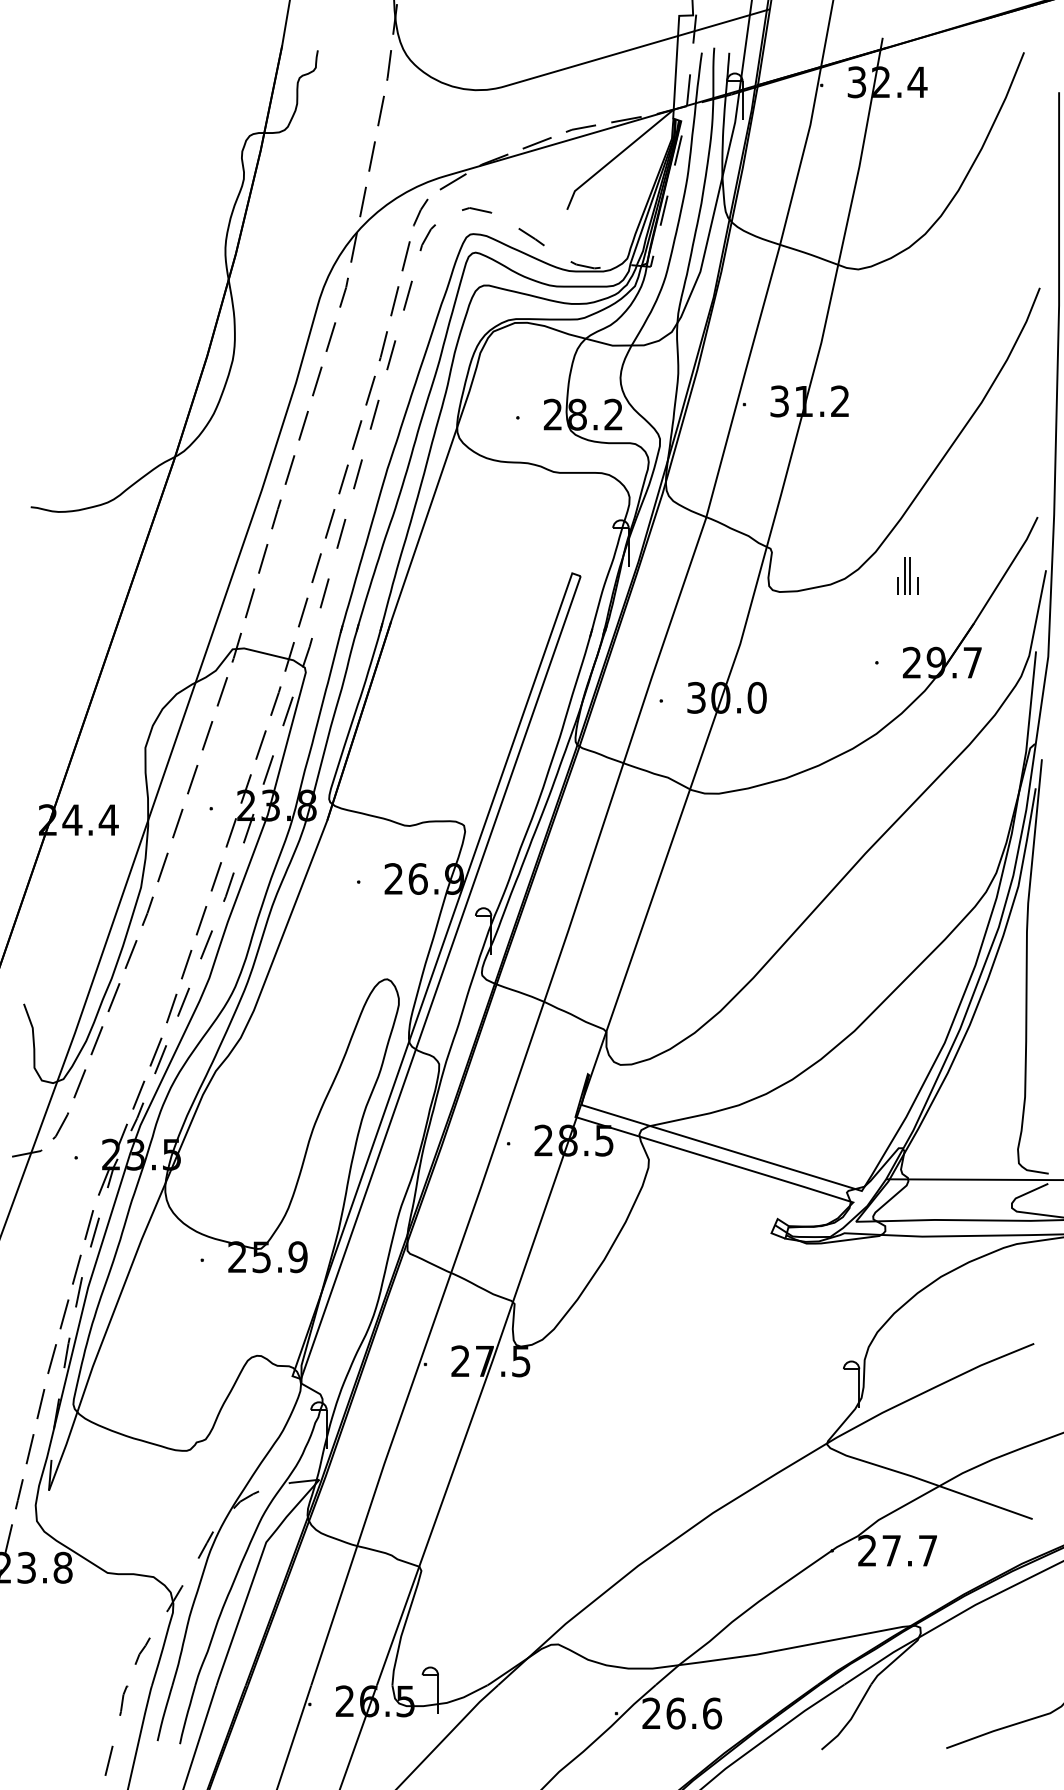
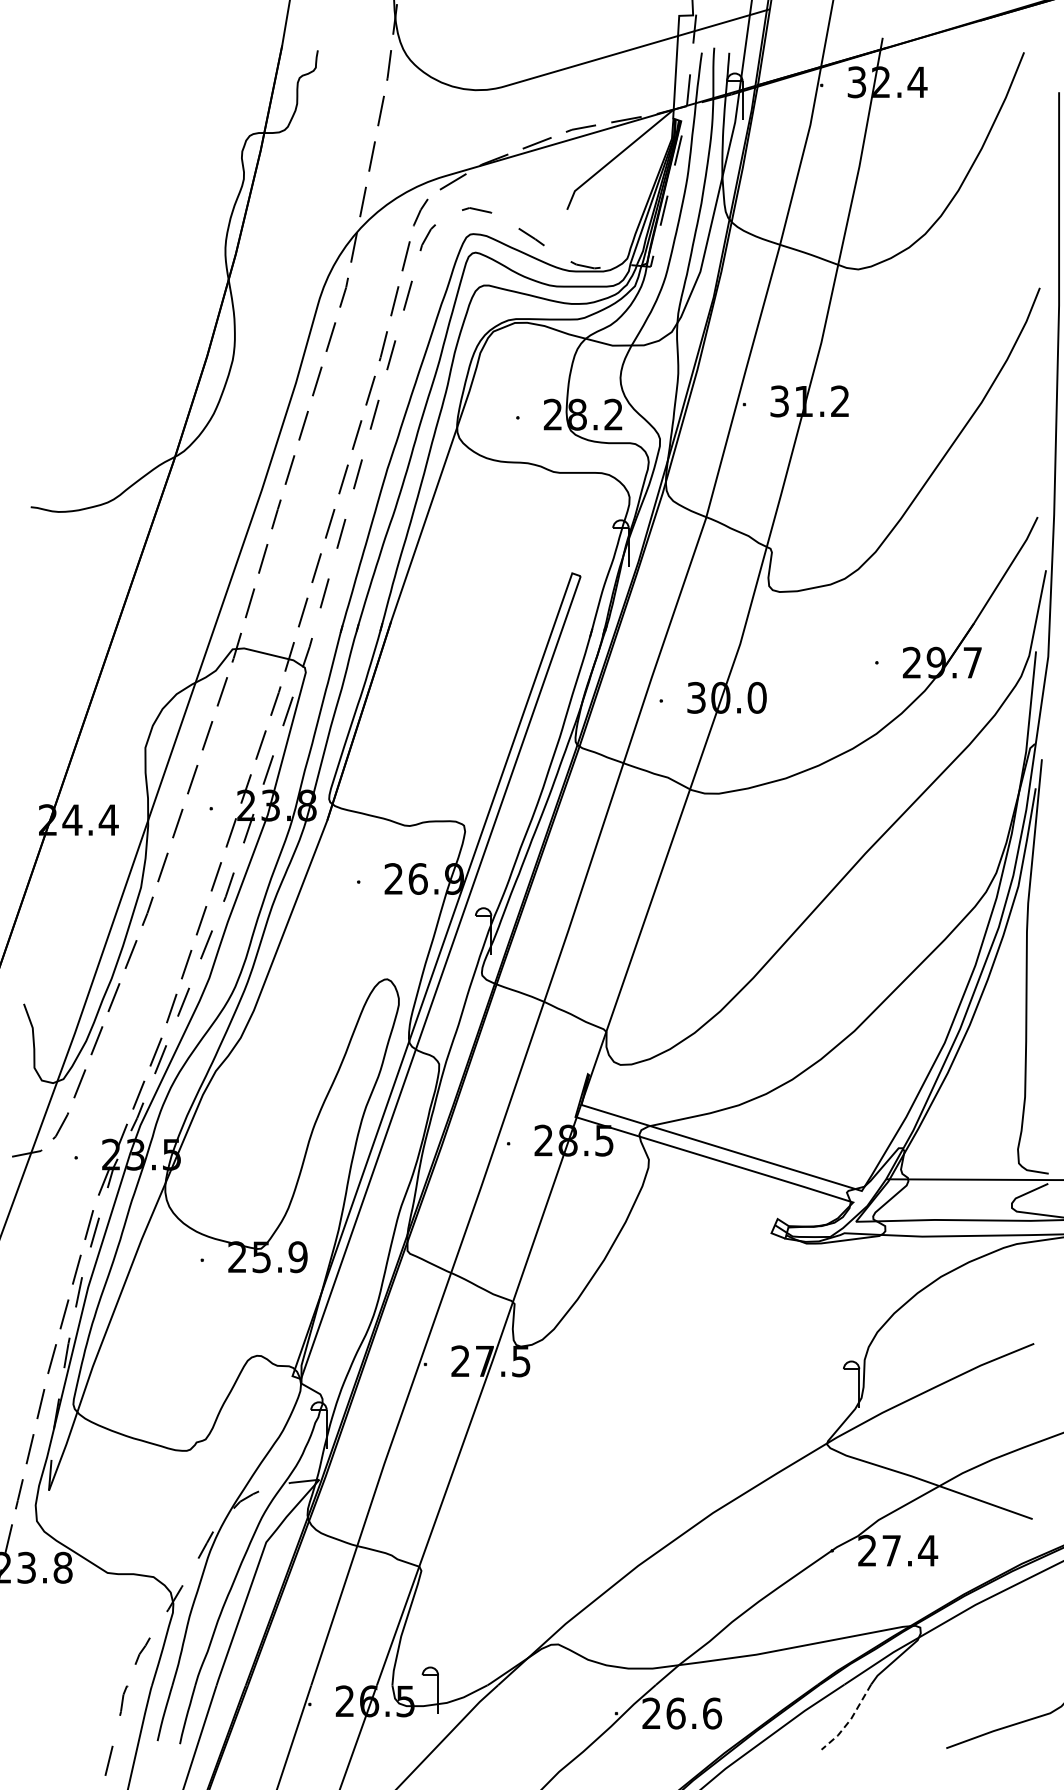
part: present -> none (907, 575)
text: 27.7 -> 27.4 (928, 1550)
line: solid -> dashed (850, 1719)
